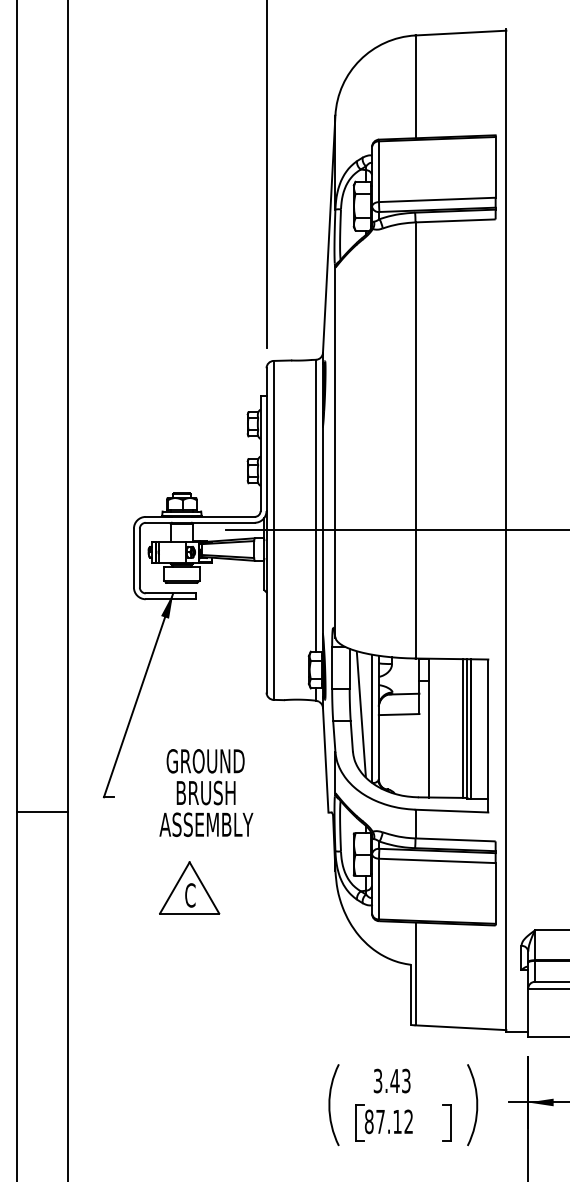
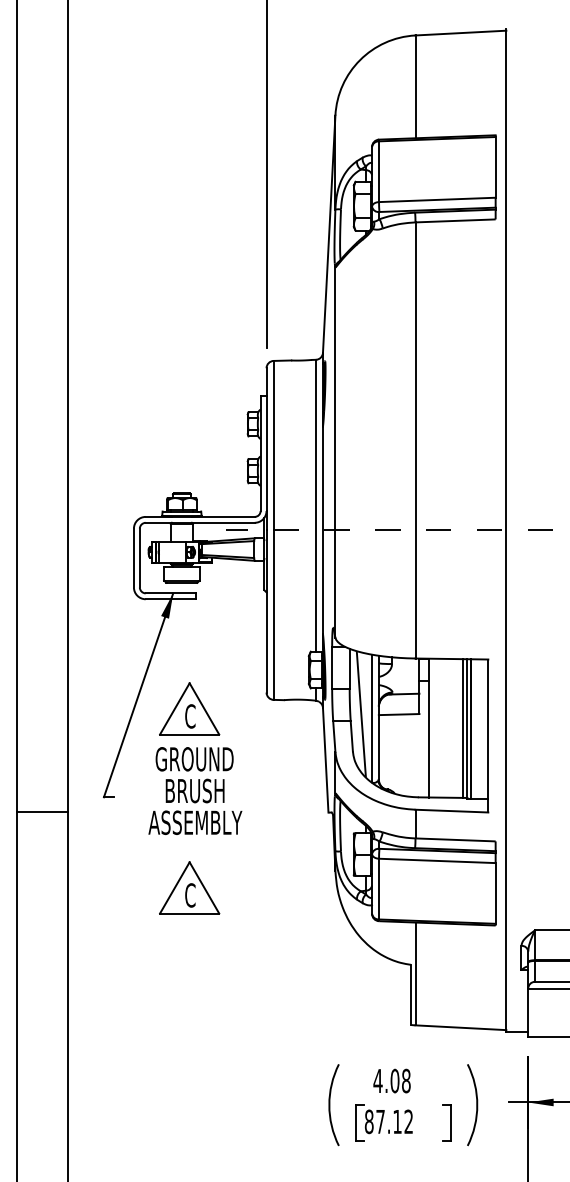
line: solid -> dashed (397, 530)
part: none -> present (189, 708)
text position: (206, 792) -> (195, 790) (195, 790)
text: 3.43 -> 4.08 (391, 1080)
